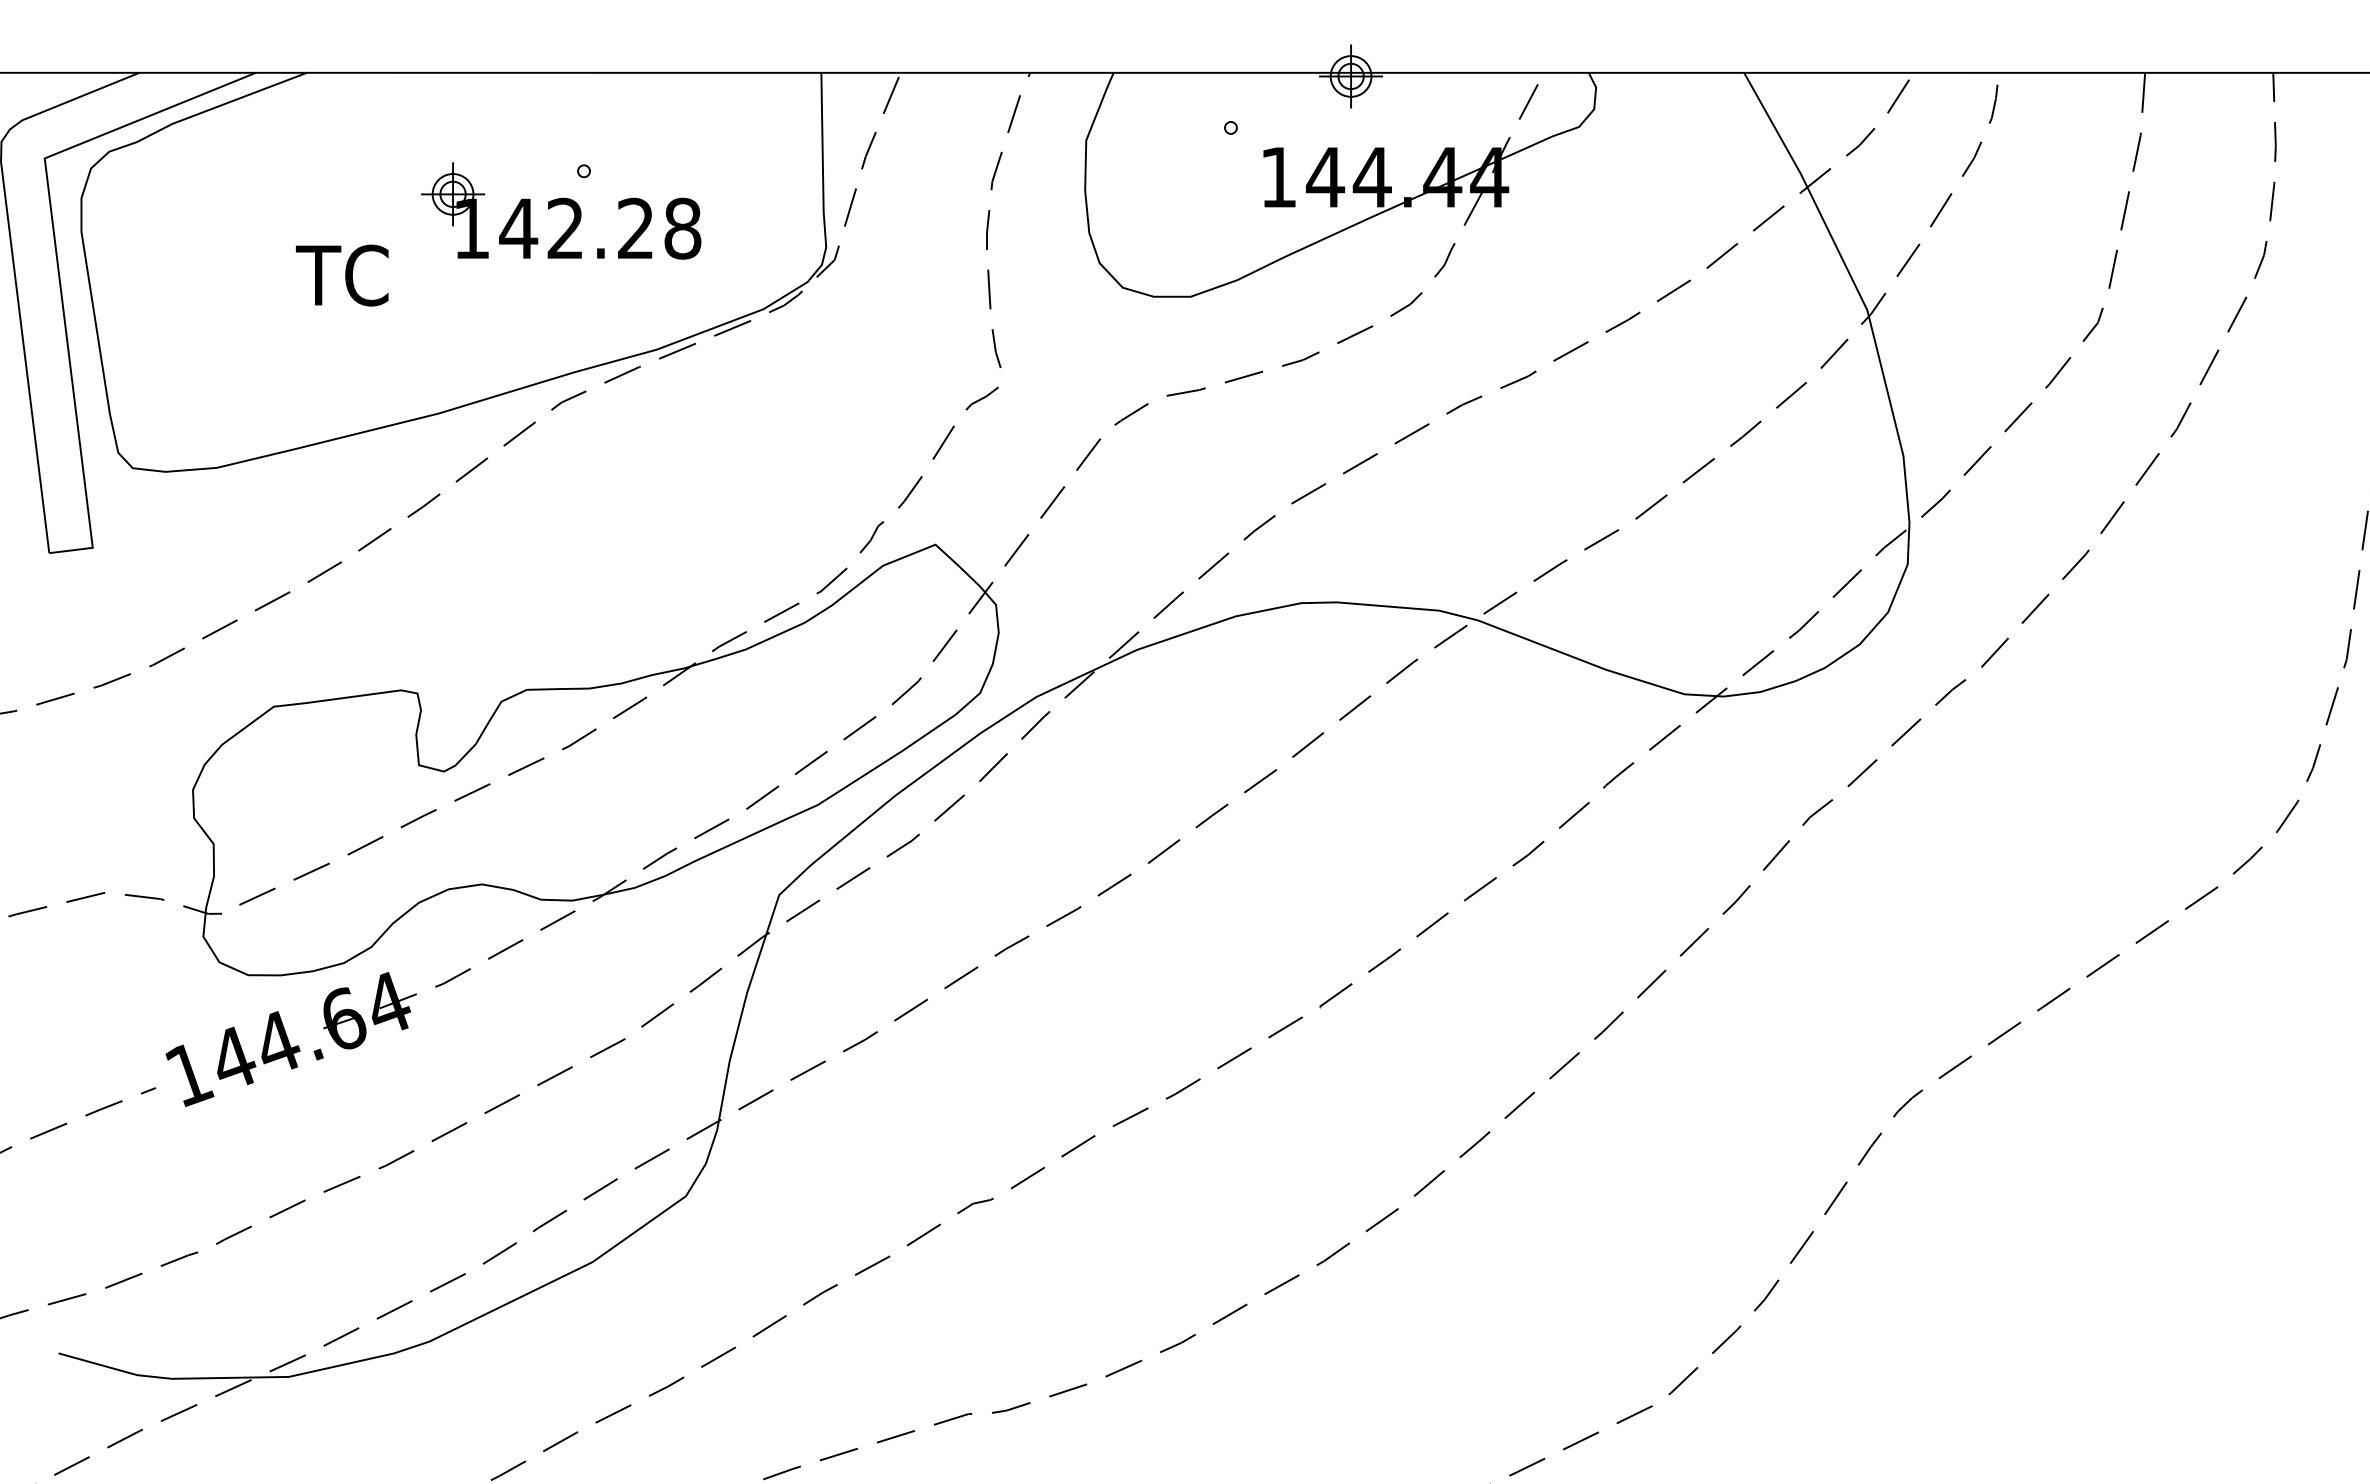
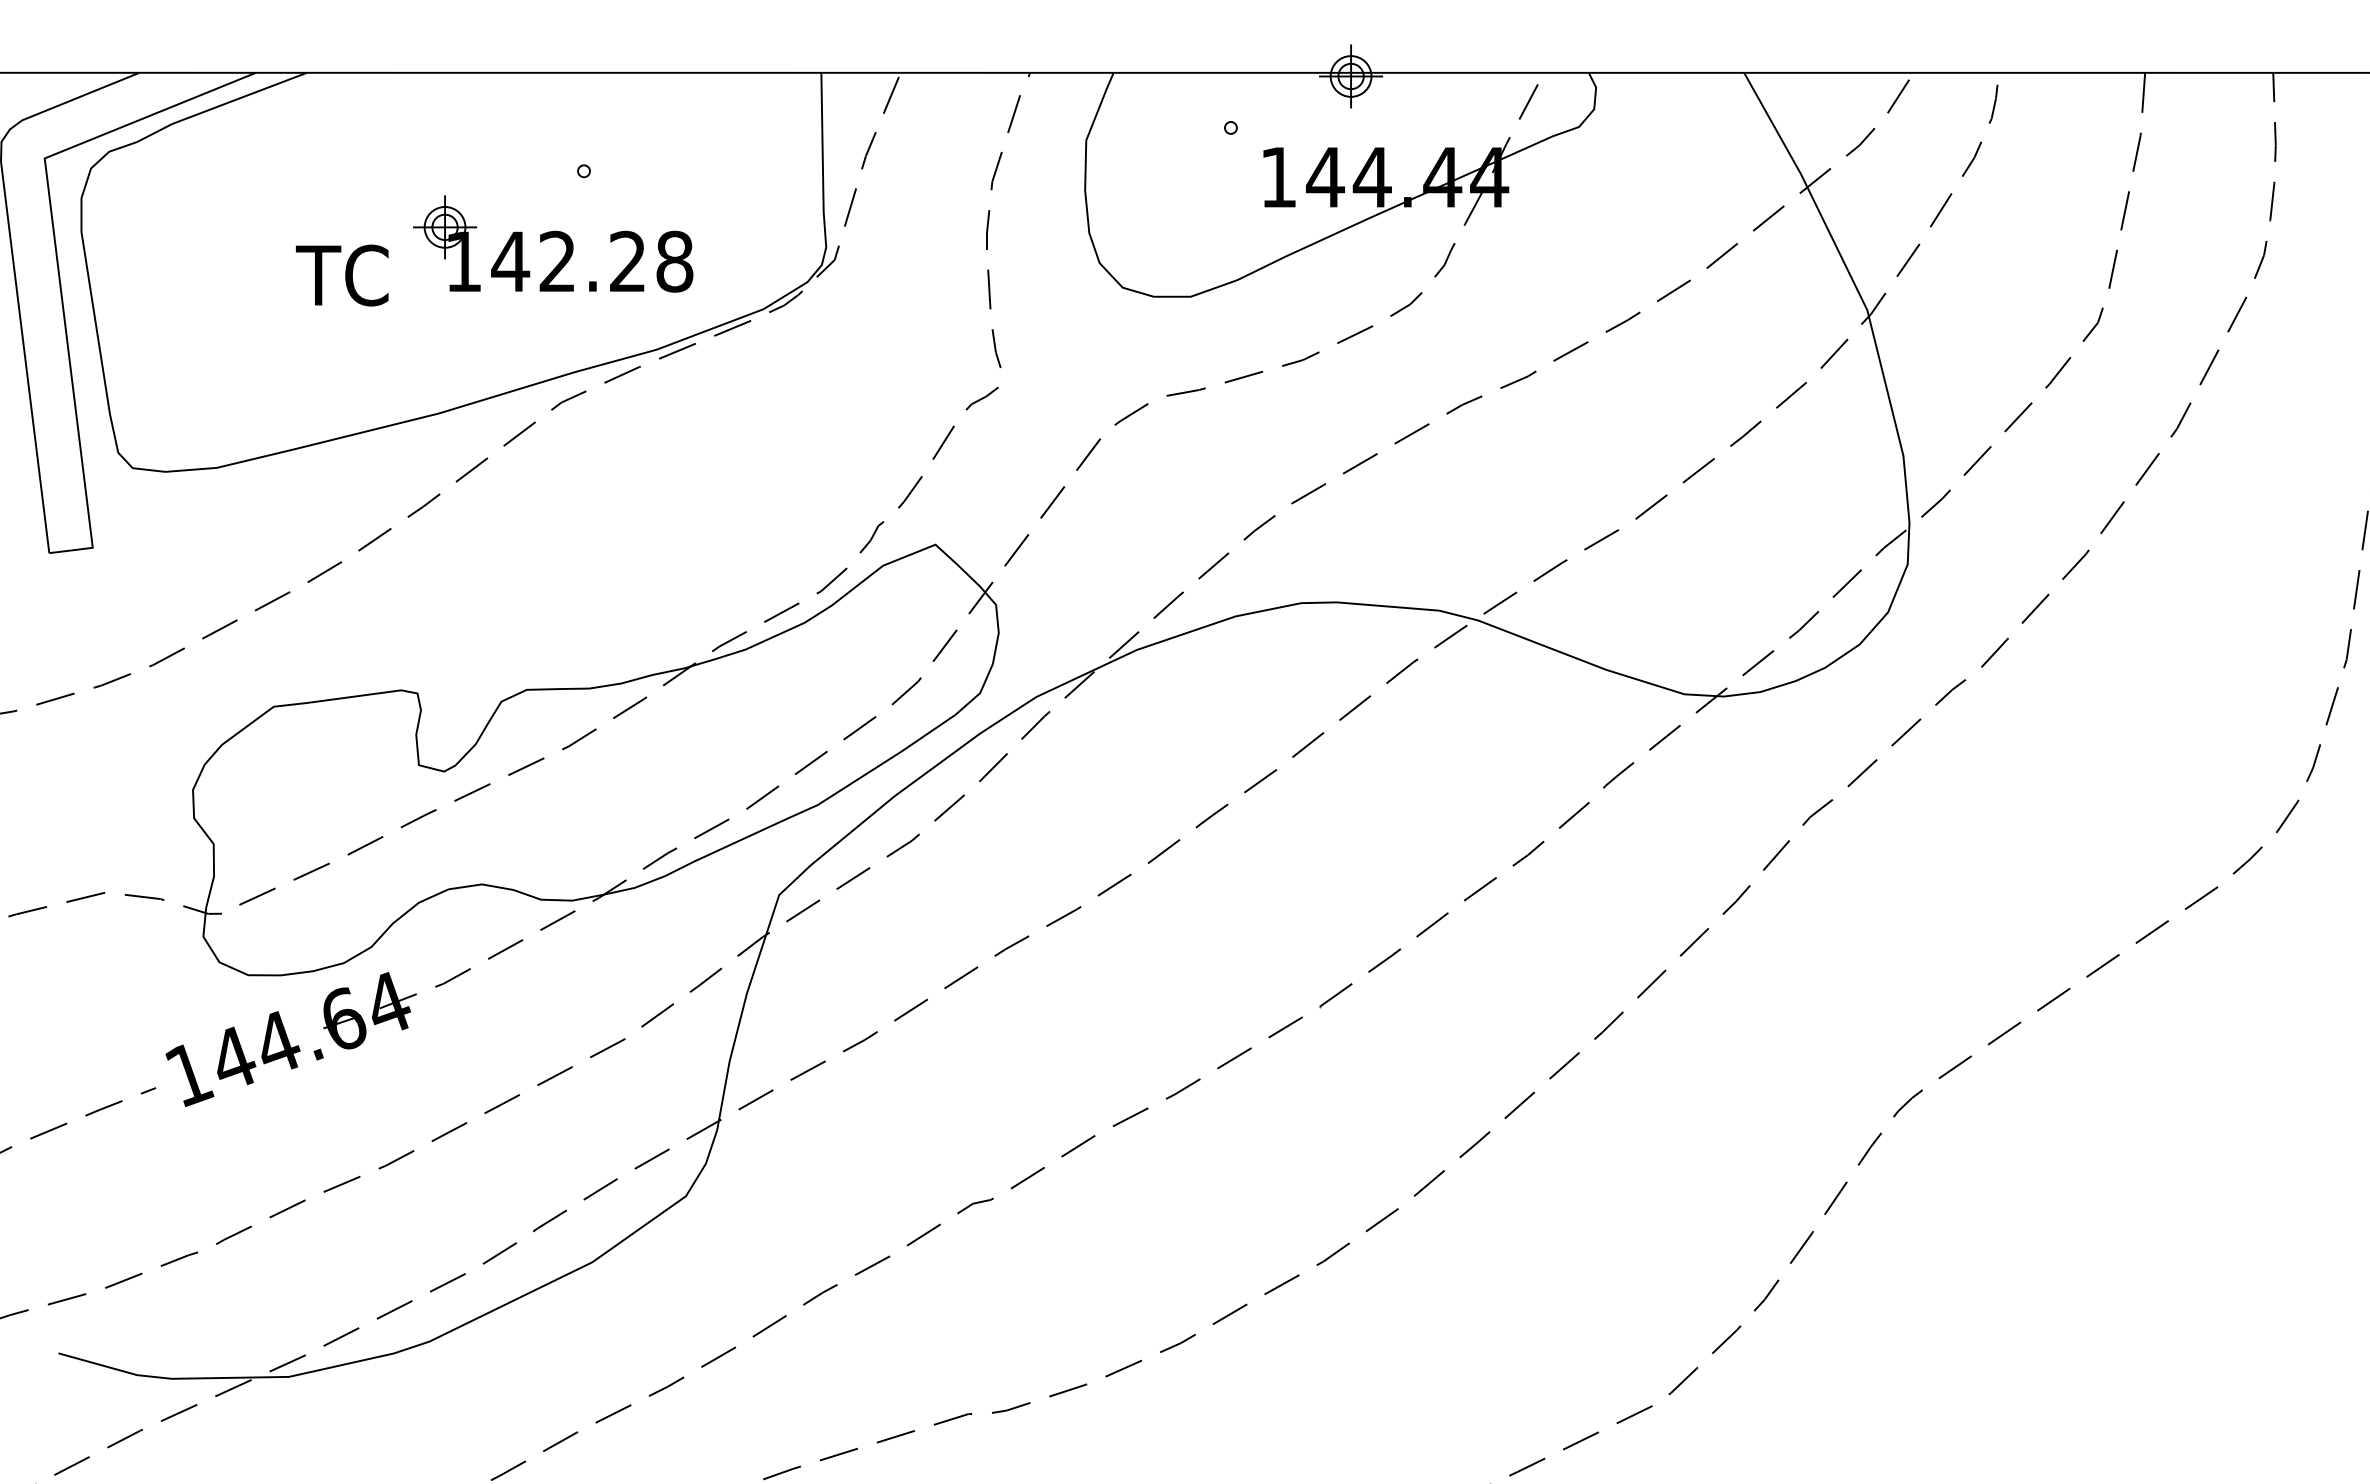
part position: (561, 210) -> (553, 243) (553, 243)
